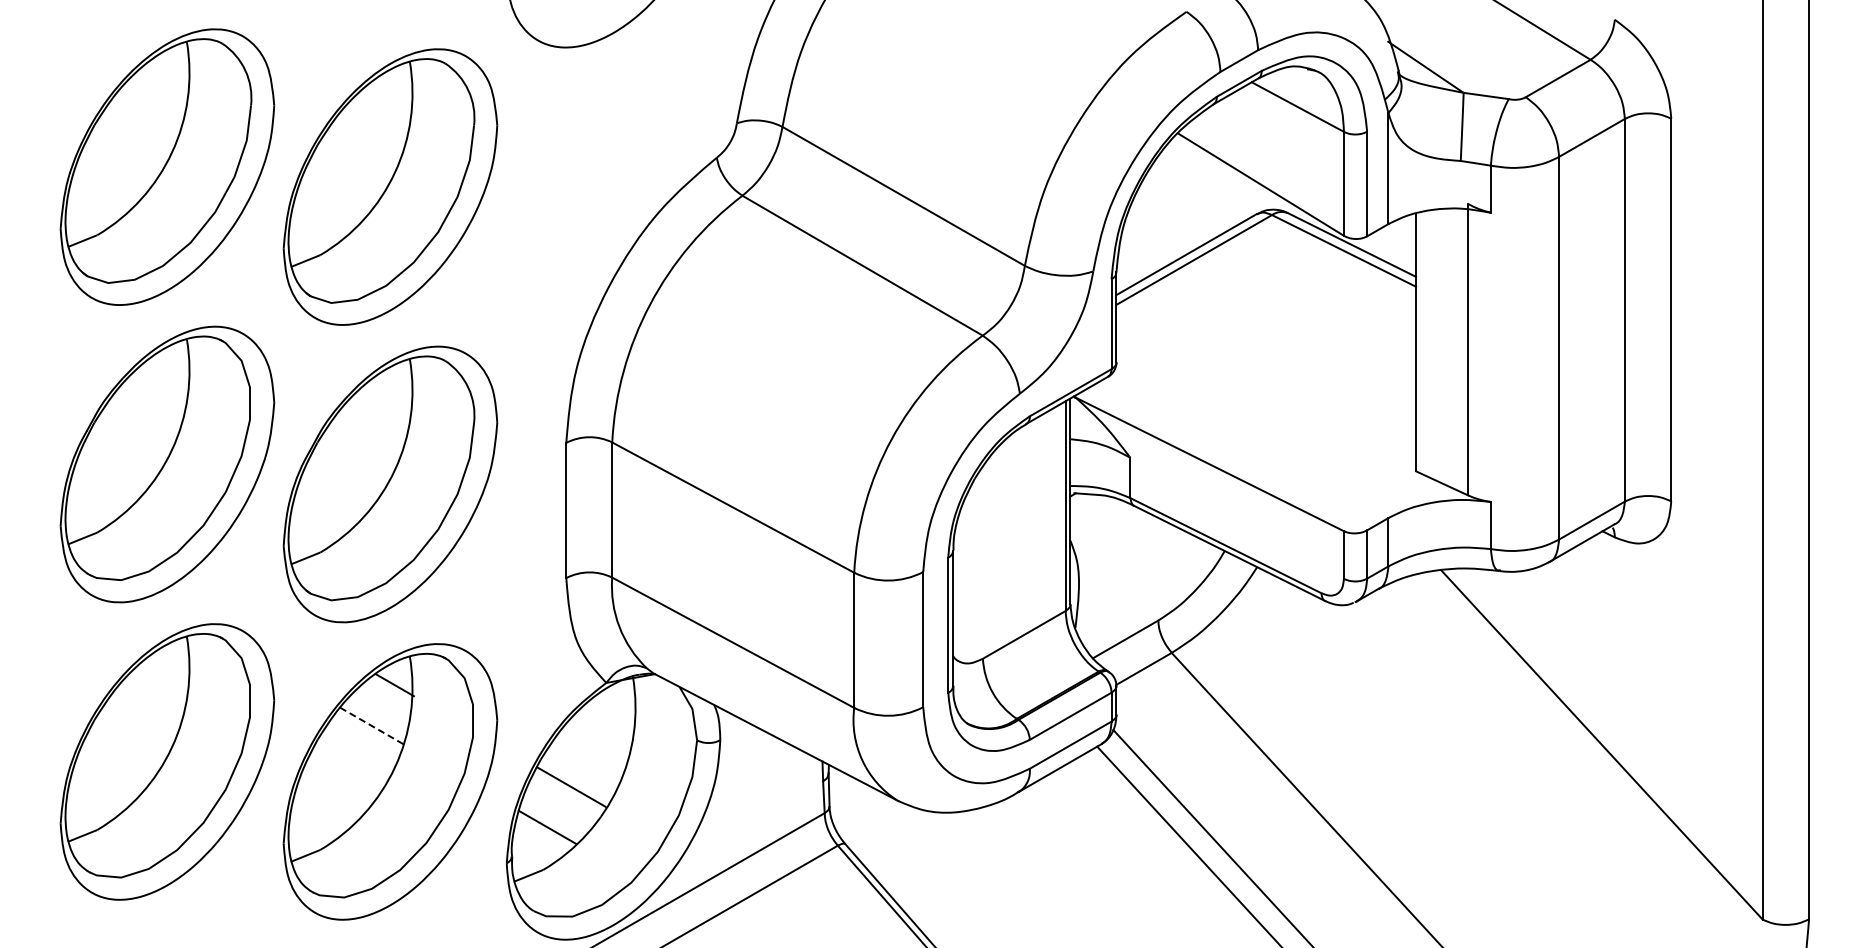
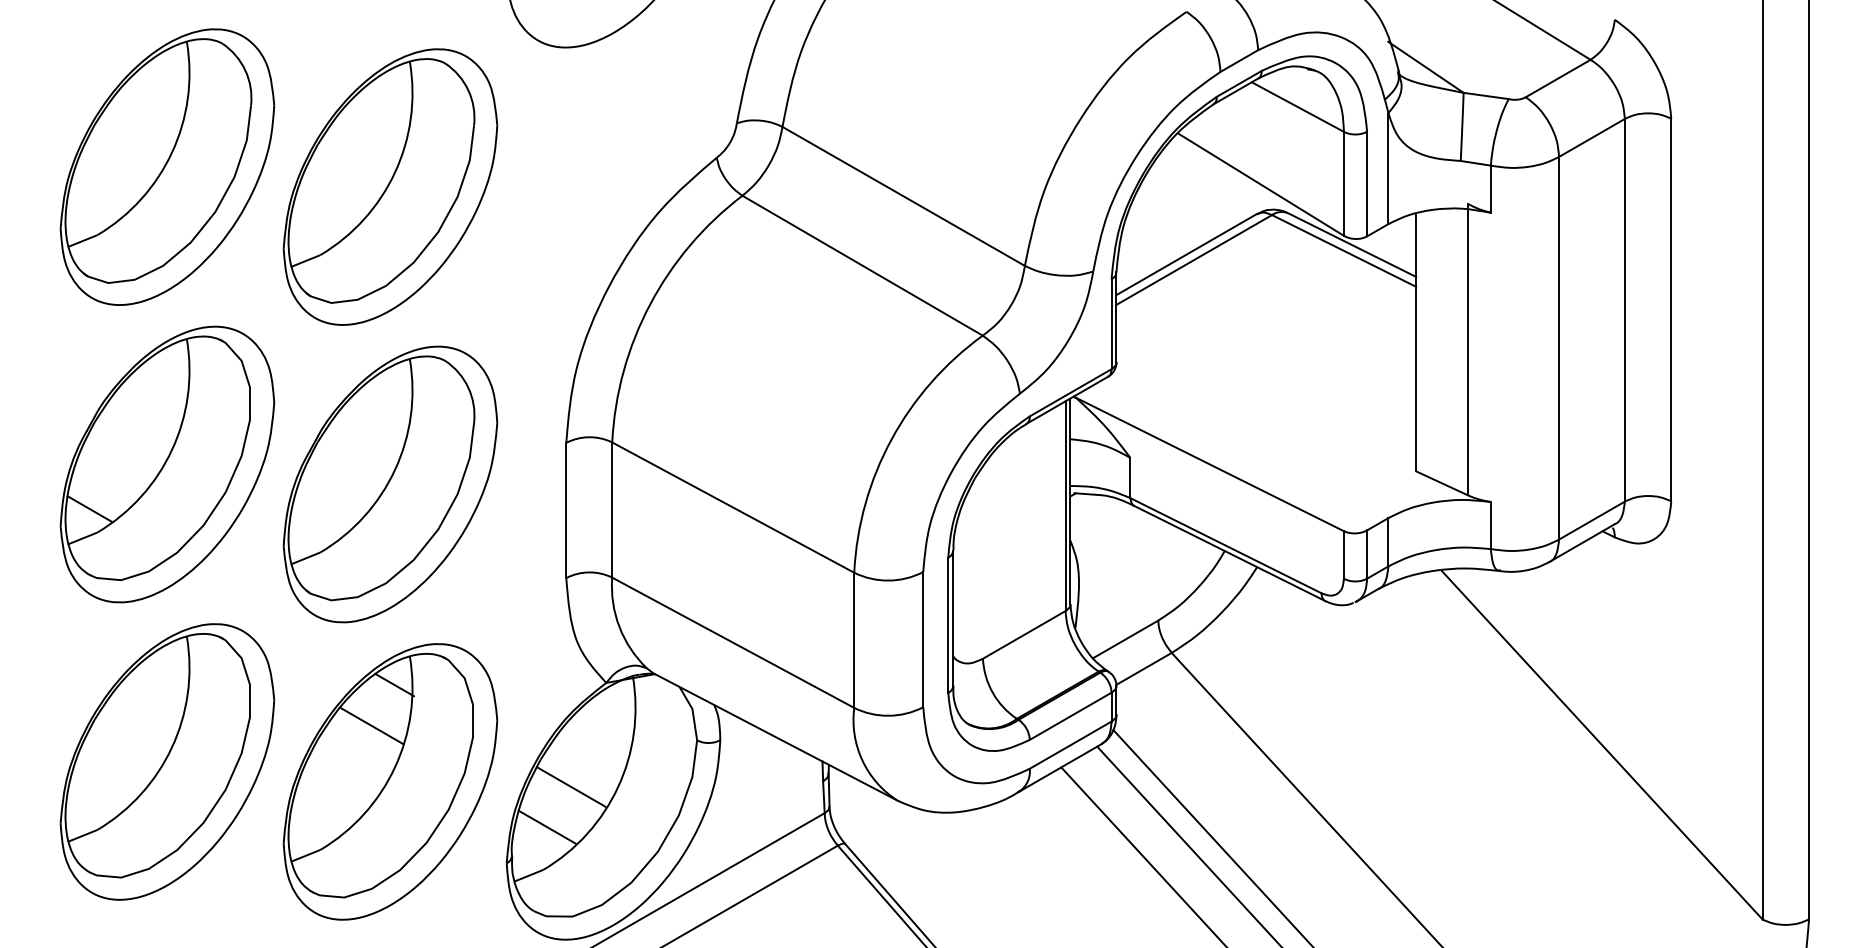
line: none -> present (89, 509)
line: dashed -> solid (371, 725)
line: none -> present (1142, 855)
